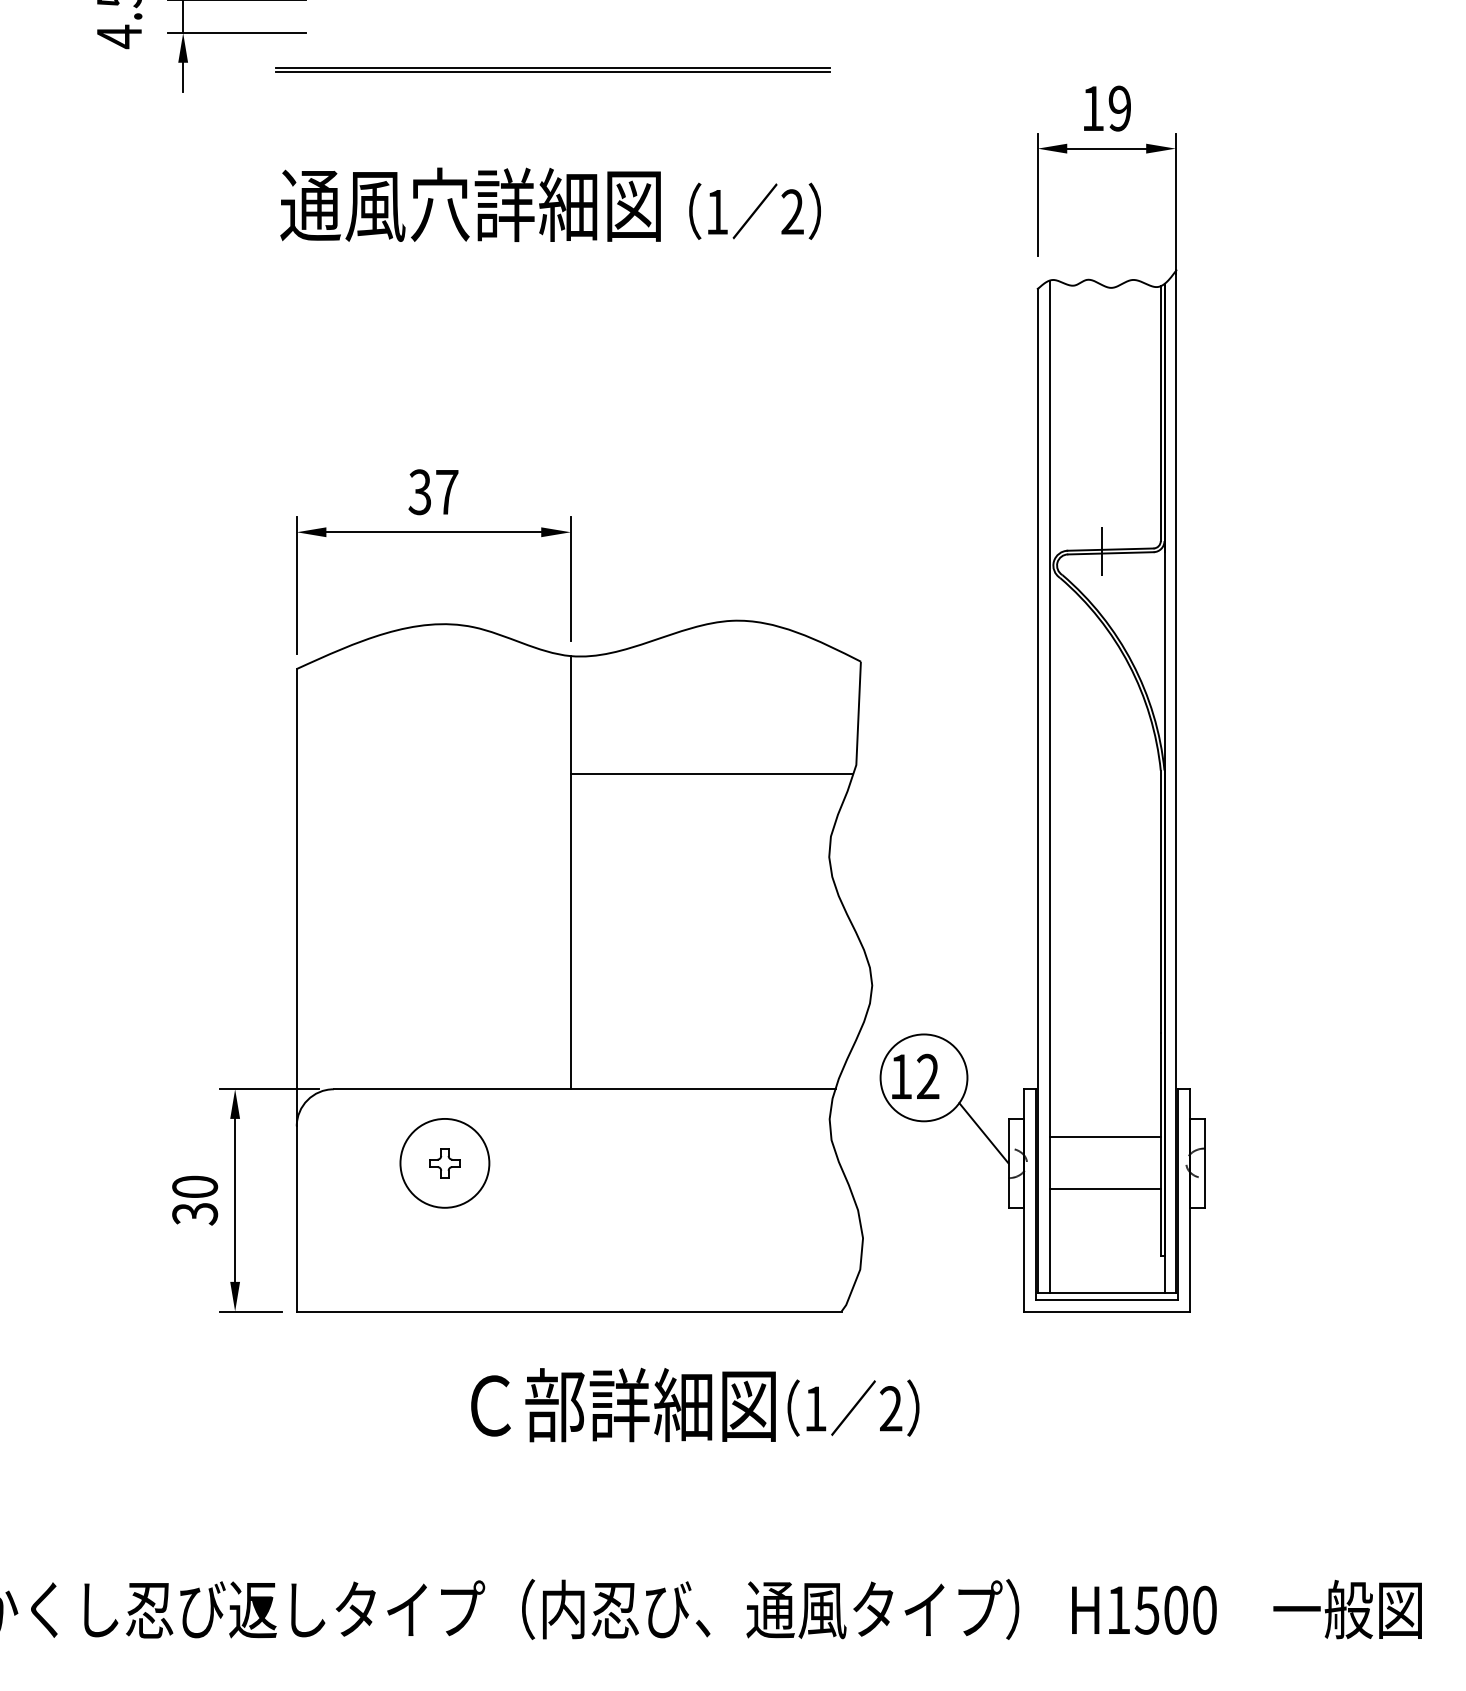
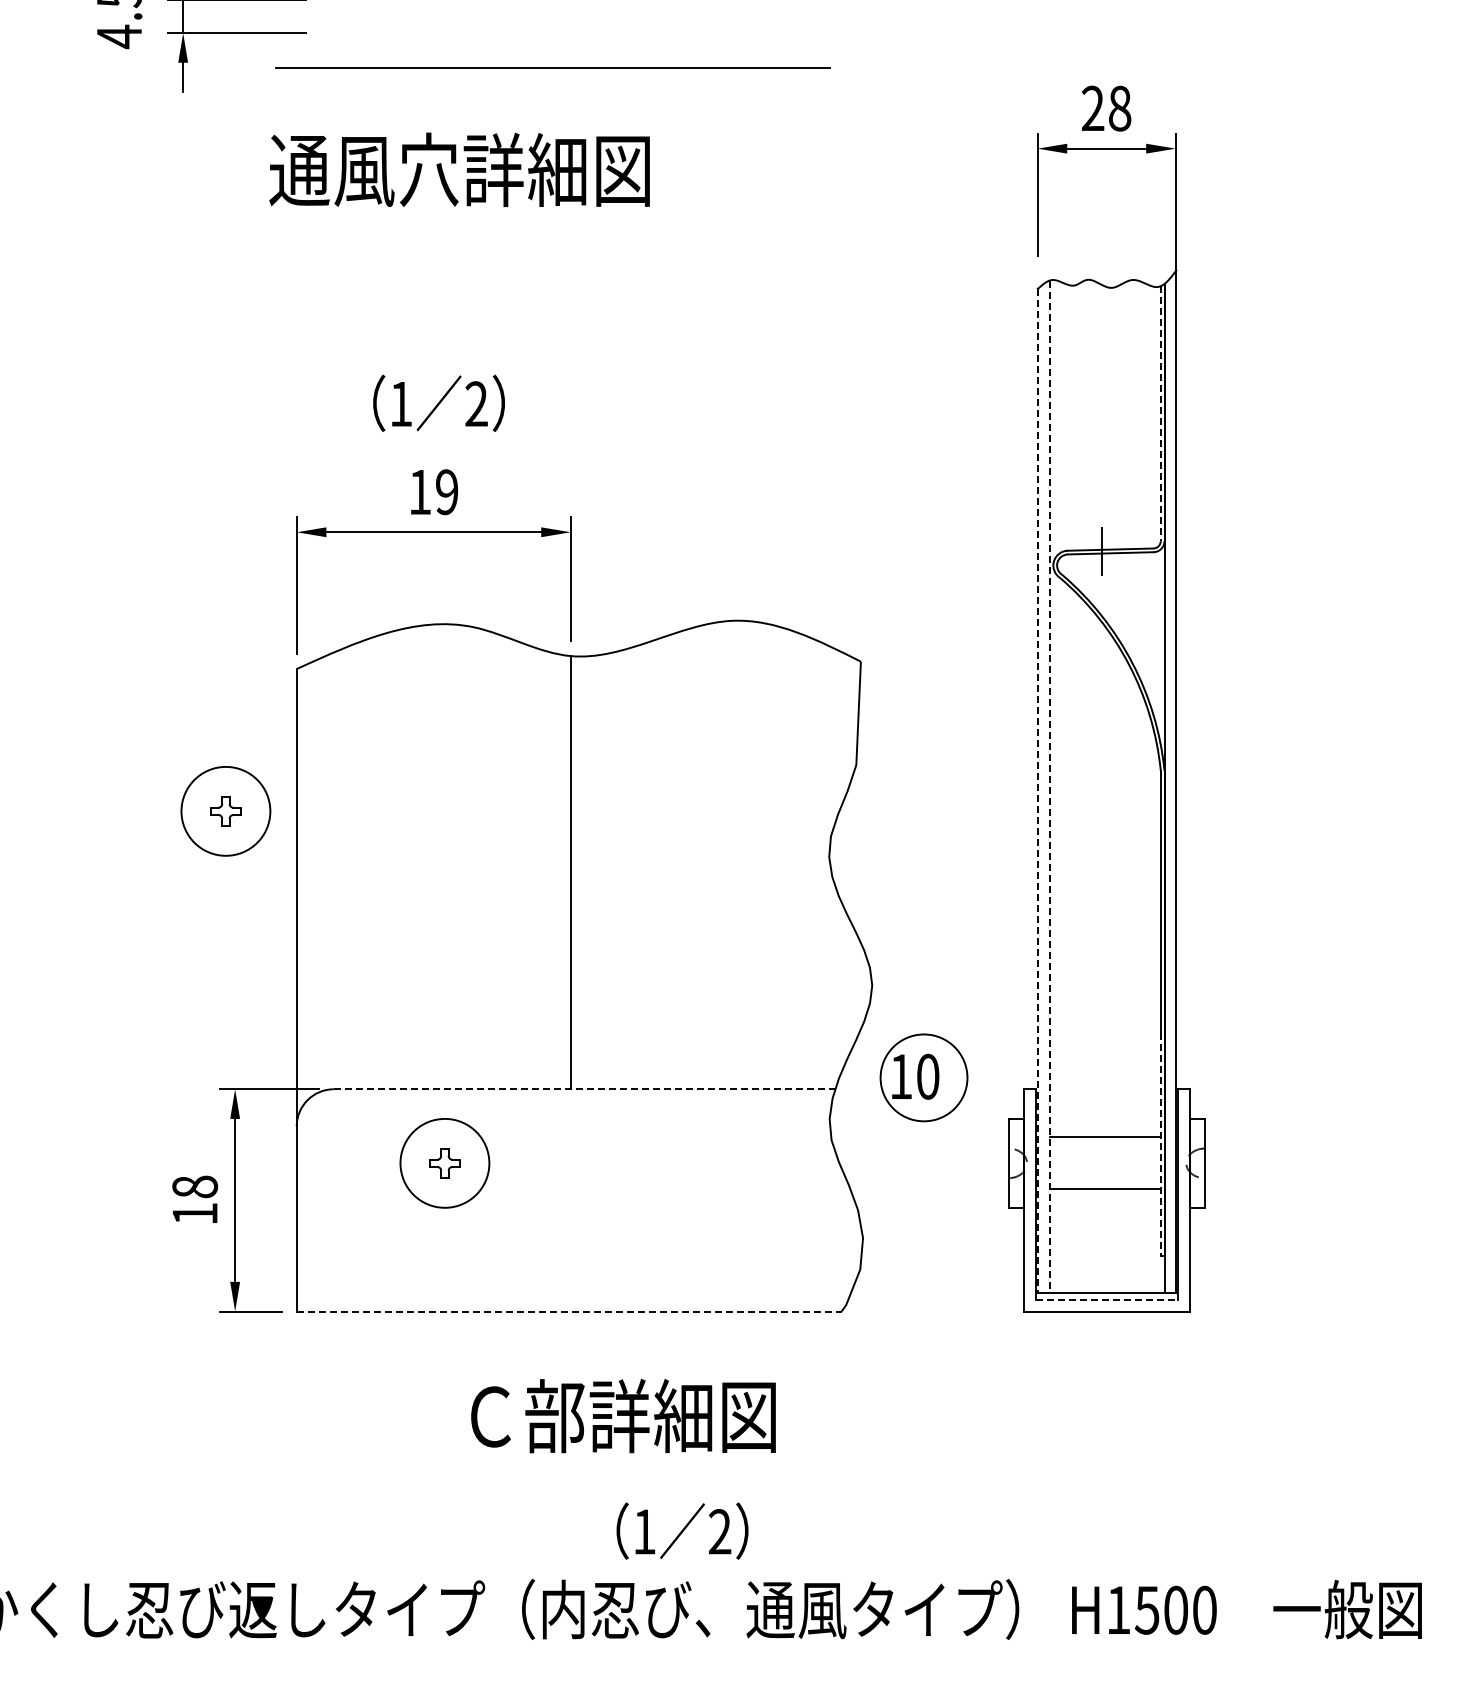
line: present -> none (552, 72)
text: 19 -> 28 (1106, 108)
text position: (470, 204) -> (459, 169) (459, 169)
text position: (754, 210) -> (438, 402) (438, 402)
line: solid -> dashed (1160, 414)
text: 37 -> 19 (433, 492)
line: present -> none (711, 774)
line: solid -> dashed (1049, 787)
line: solid -> dashed (1037, 791)
part: none -> present (225, 811)
text: 12 -> 10 (928, 1076)
line: solid -> dashed (584, 1089)
line: present -> none (983, 1133)
line: solid -> dashed (1160, 1145)
text: 30 -> 18 (195, 1200)
line: solid -> dashed (1107, 1299)
line: solid -> dashed (569, 1311)
text position: (623, 1404) -> (623, 1415) (623, 1415)
text position: (853, 1407) -> (682, 1530) (682, 1530)
